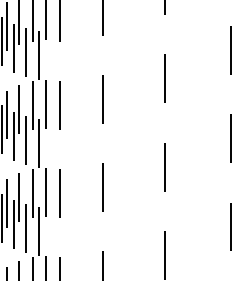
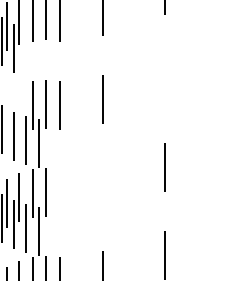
line: present -> none (230, 50)
line: present -> none (25, 52)
line: present -> none (38, 54)
line: present -> none (164, 78)
line: present -> none (19, 108)
line: present -> none (6, 114)
line: present -> none (230, 138)
line: present -> none (103, 186)
line: present -> none (59, 193)
line: present -> none (230, 226)
